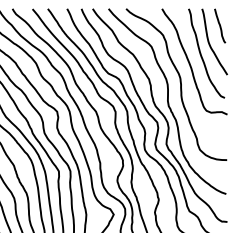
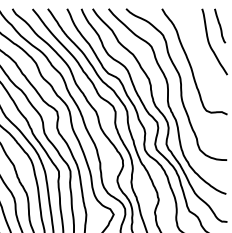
curve: present -> none (201, 53)
